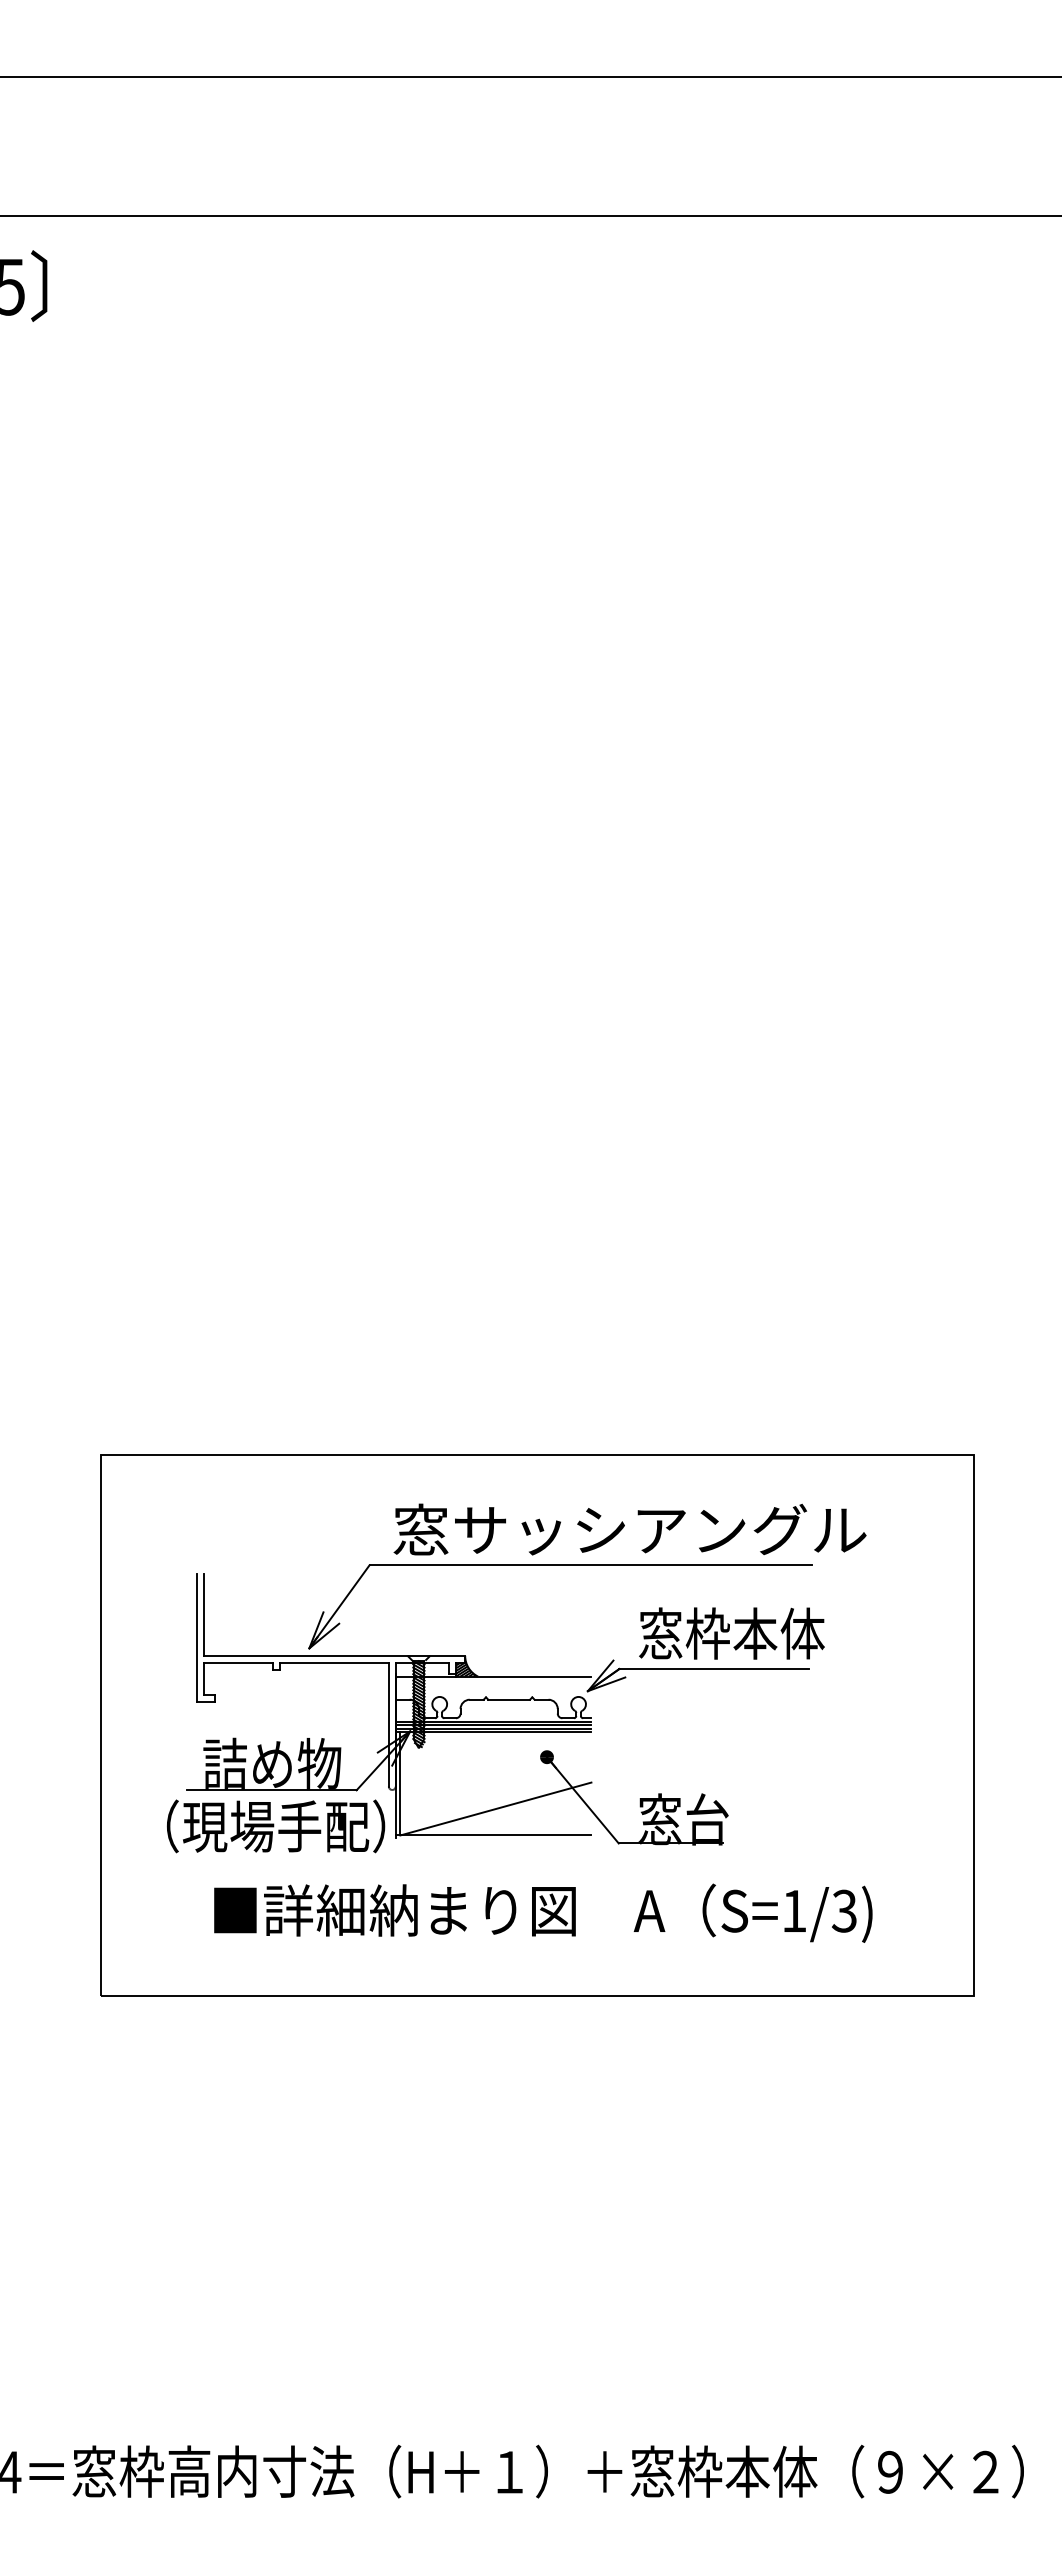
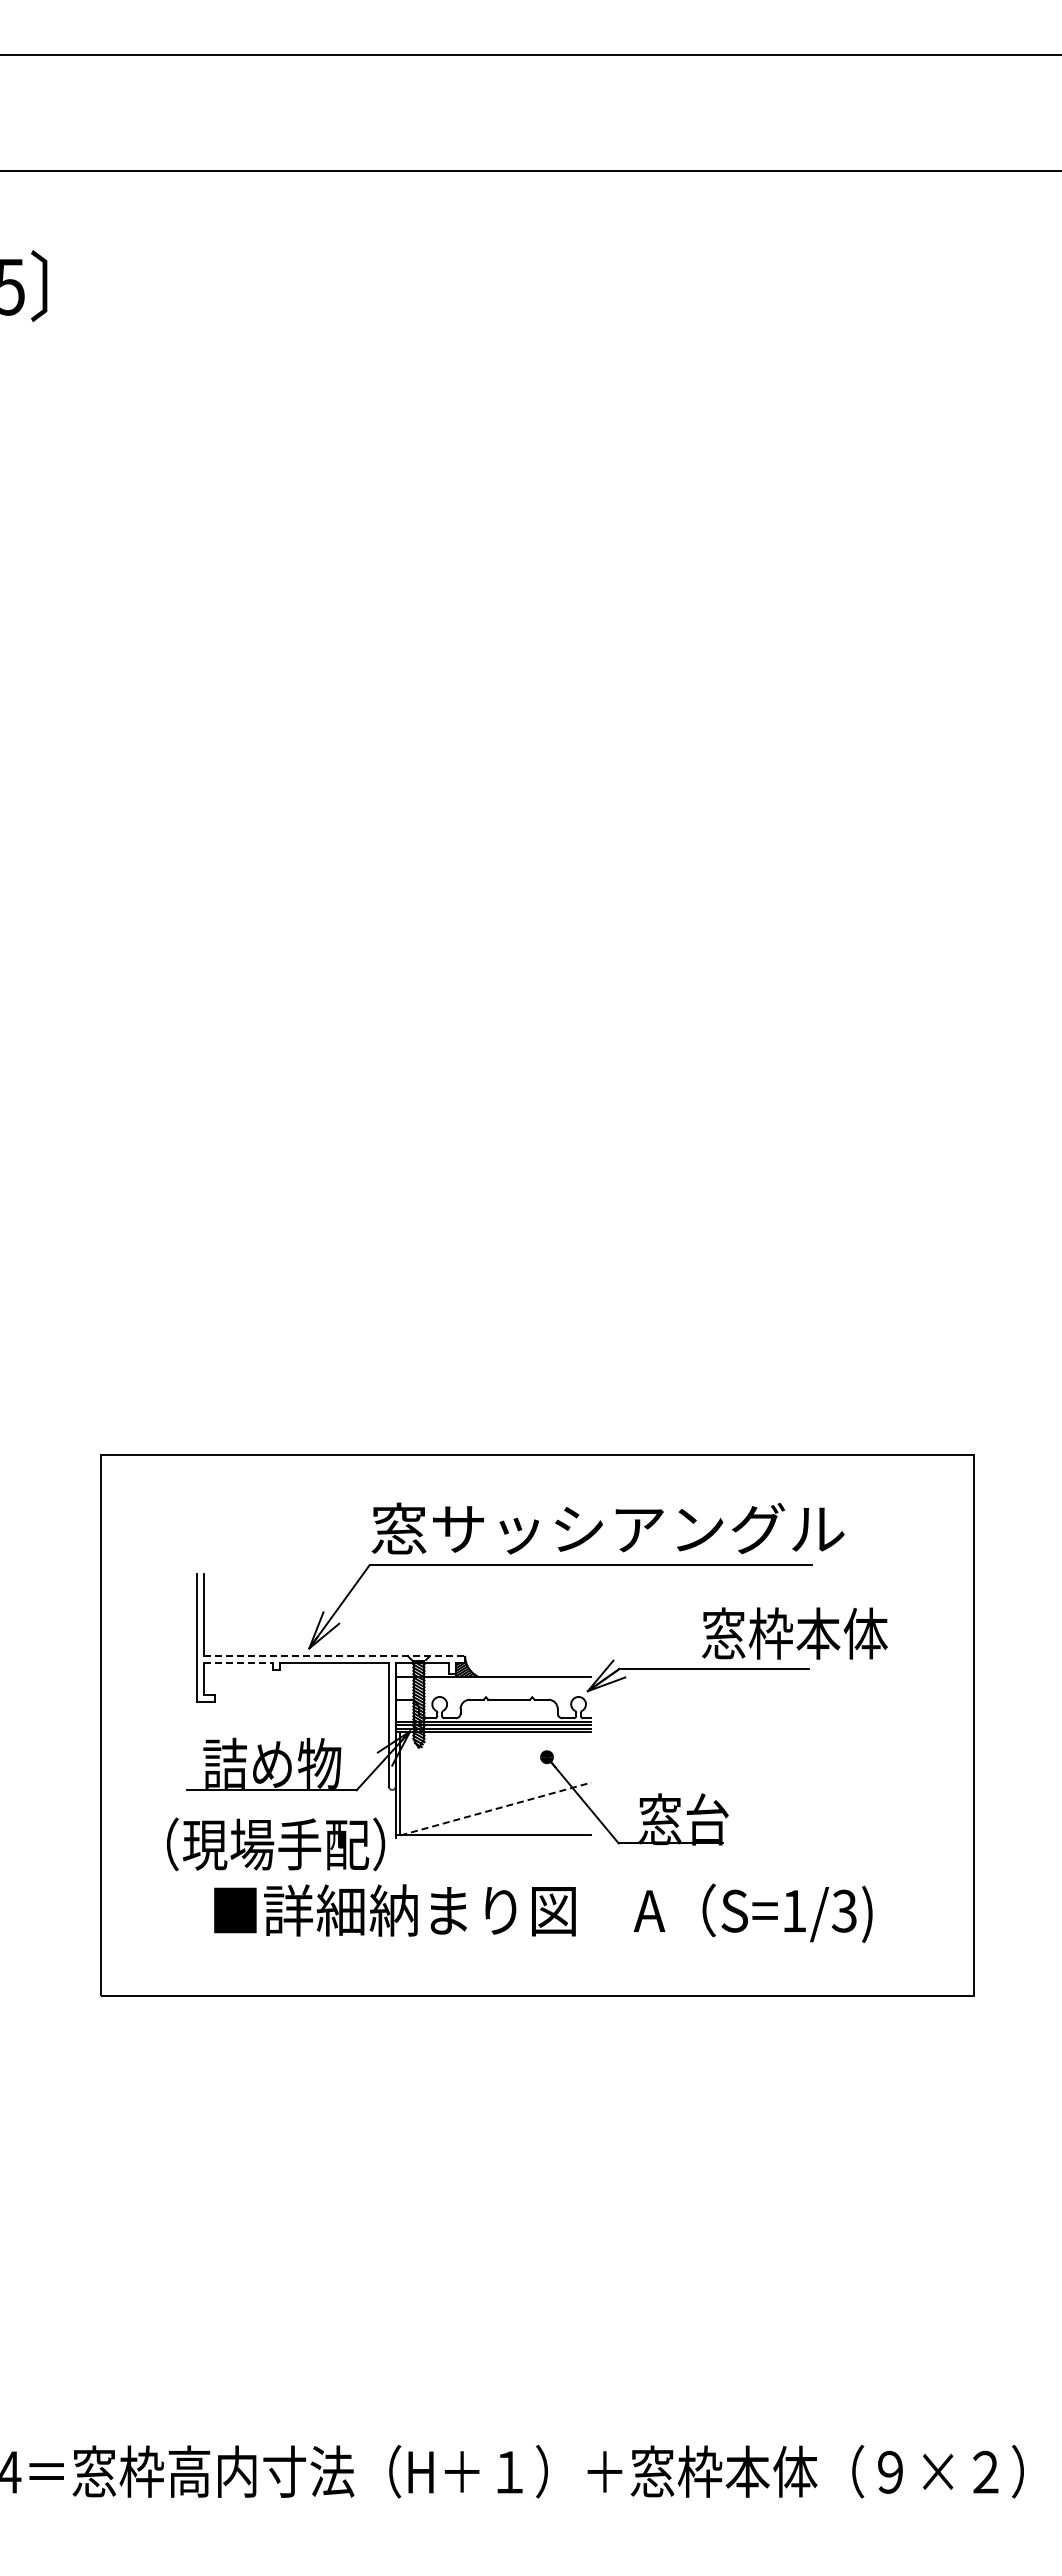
line position: (530, 77) -> (530, 55) (530, 55)
line position: (530, 216) -> (530, 171) (530, 171)
text position: (629, 1529) -> (607, 1528) (607, 1528)
text position: (731, 1633) -> (794, 1633) (794, 1633)
line: solid -> dashed (334, 1655)
line: solid -> dashed (238, 1662)
line: solid -> dashed (496, 1808)
text position: (276, 1826) -> (276, 1844) (276, 1844)
